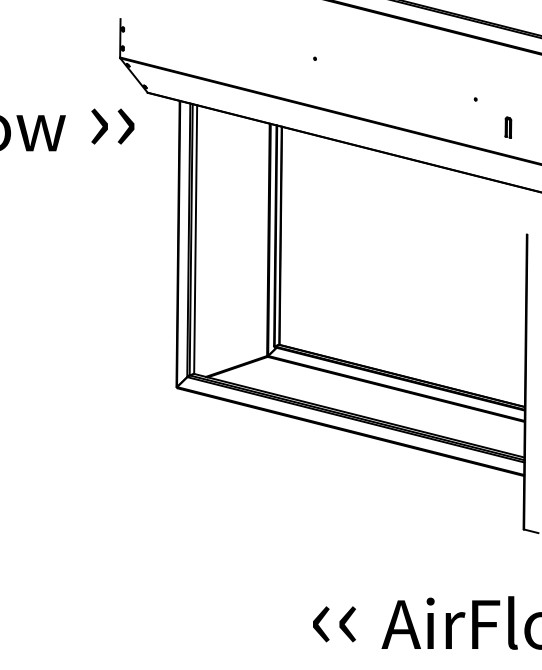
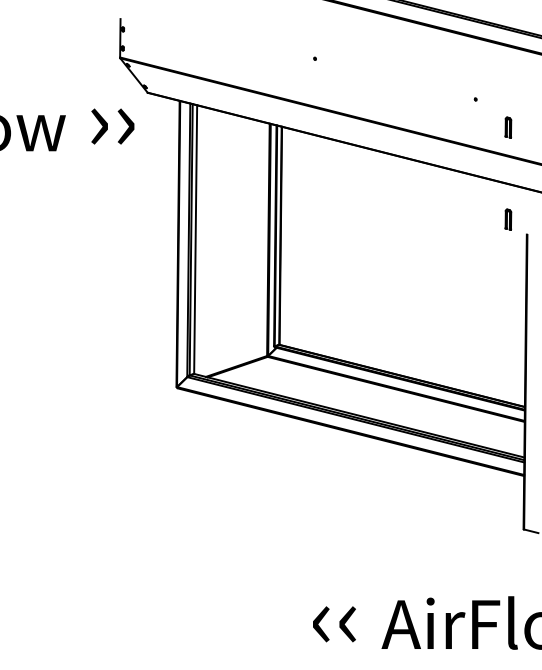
part: none -> present (508, 219)
